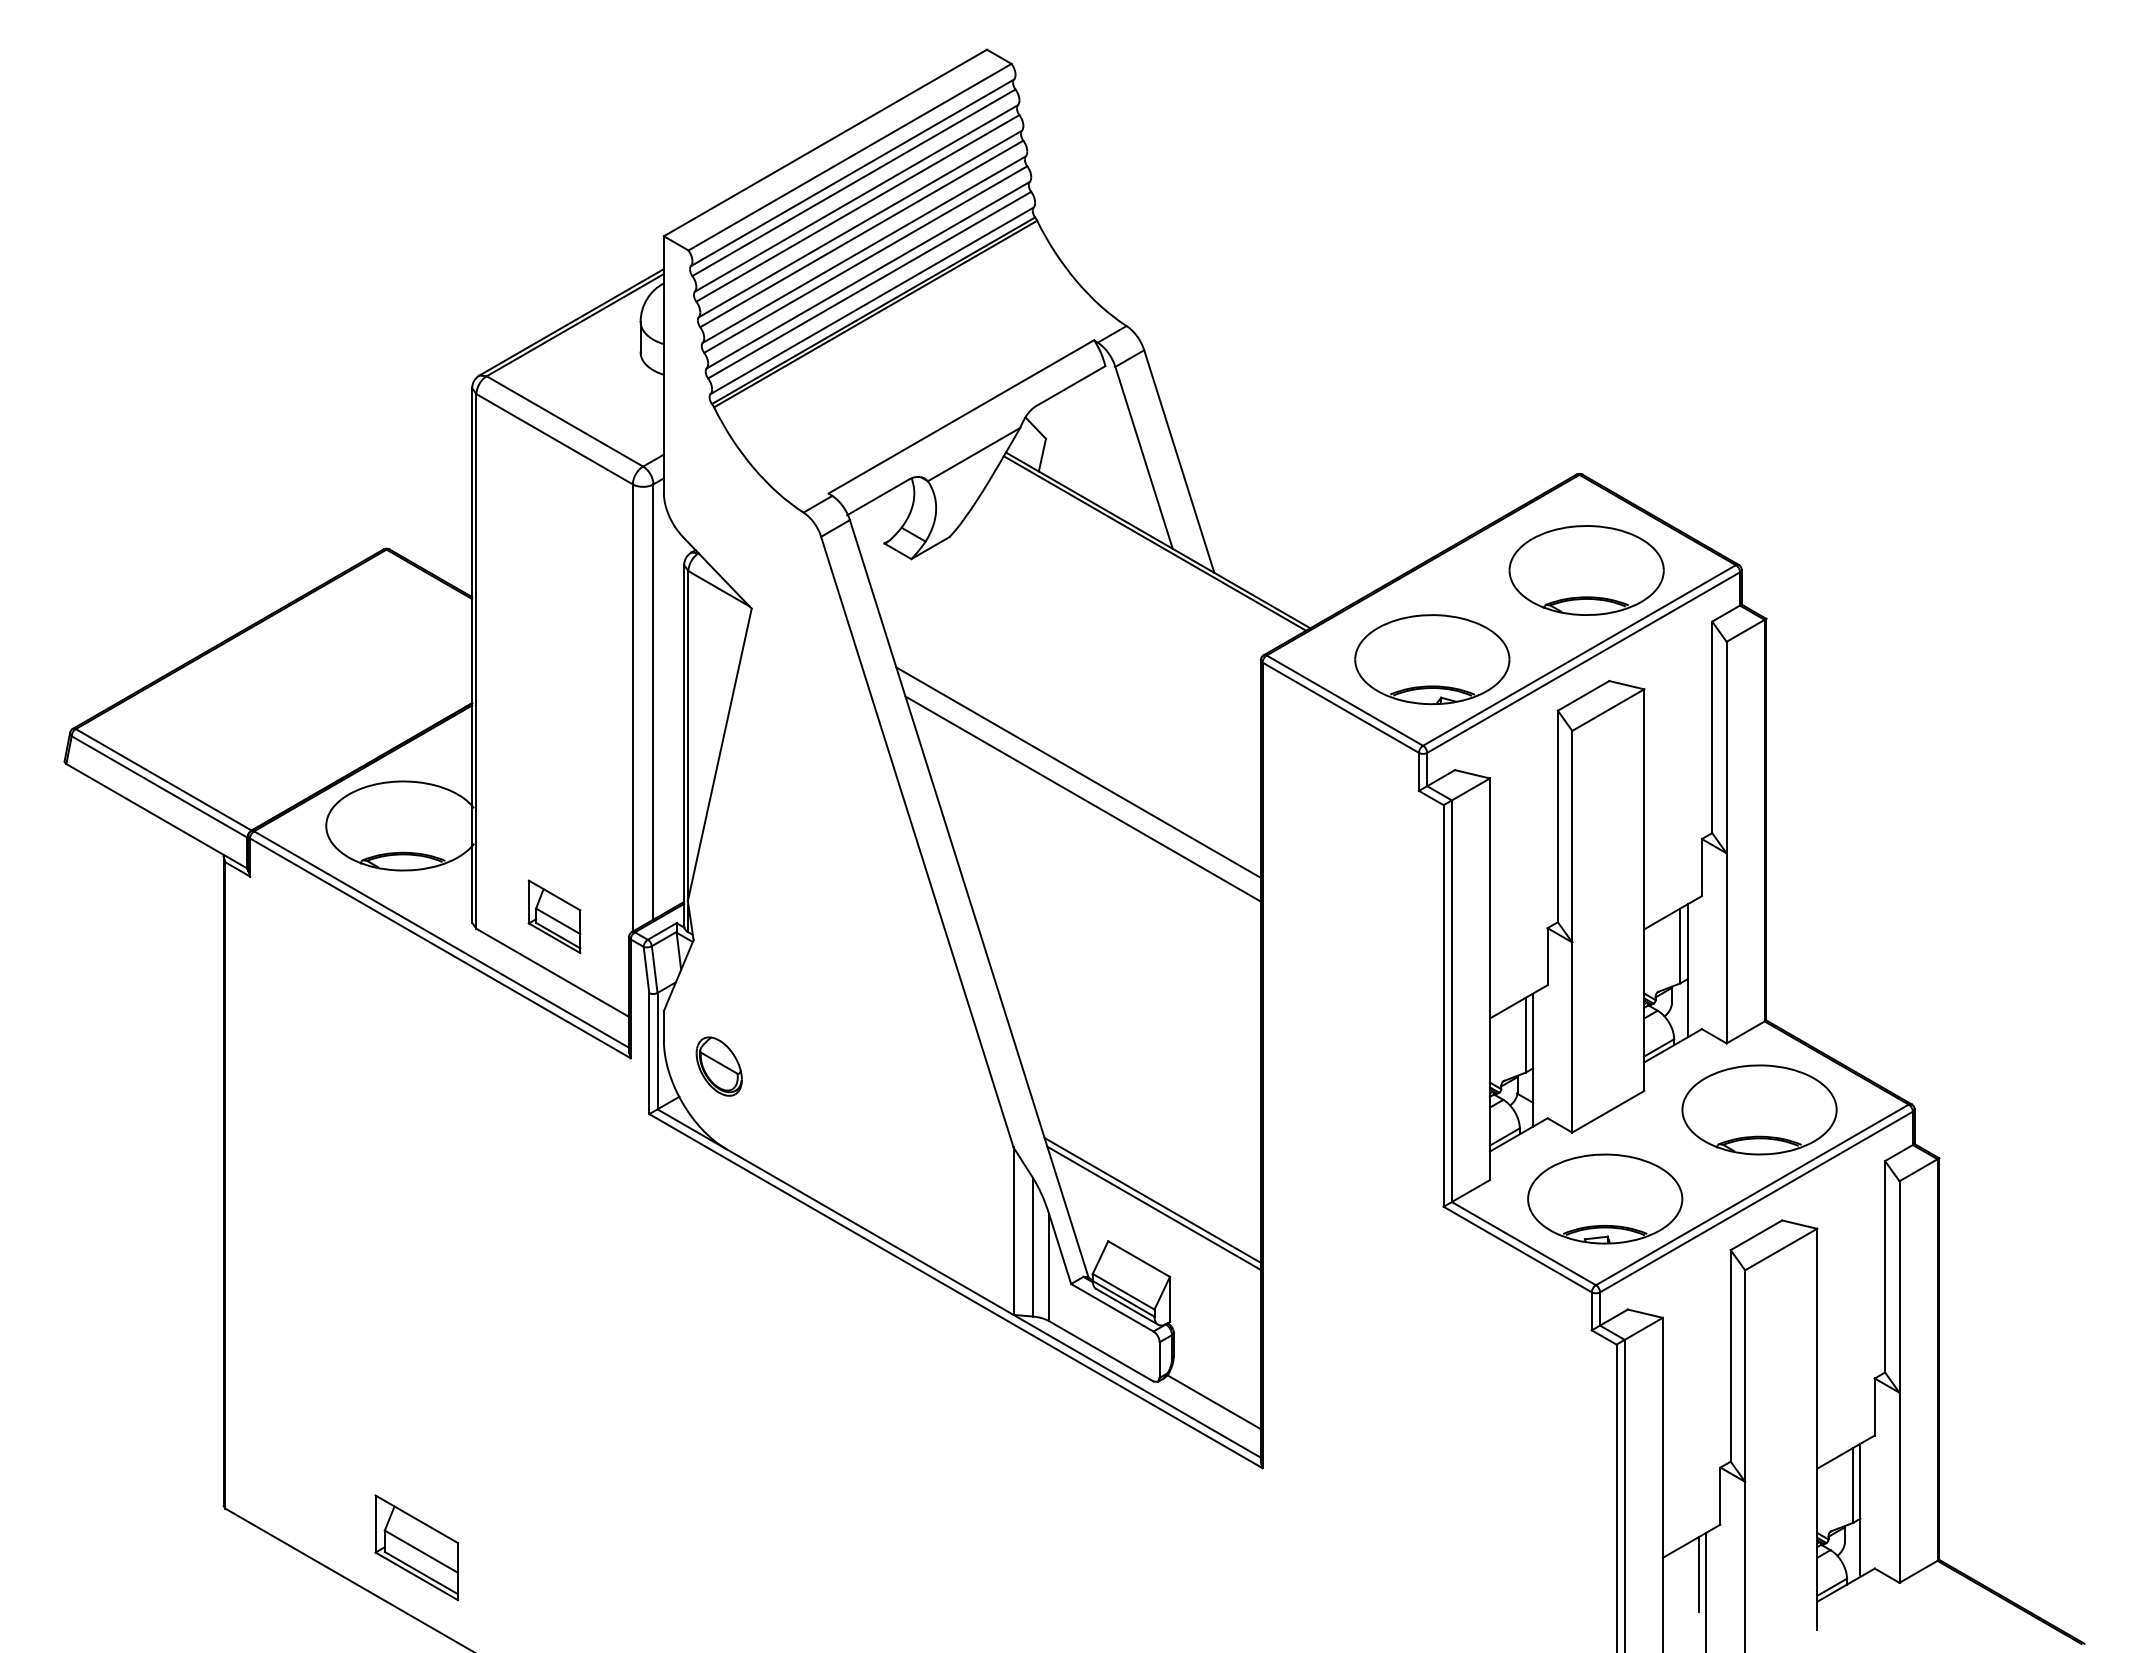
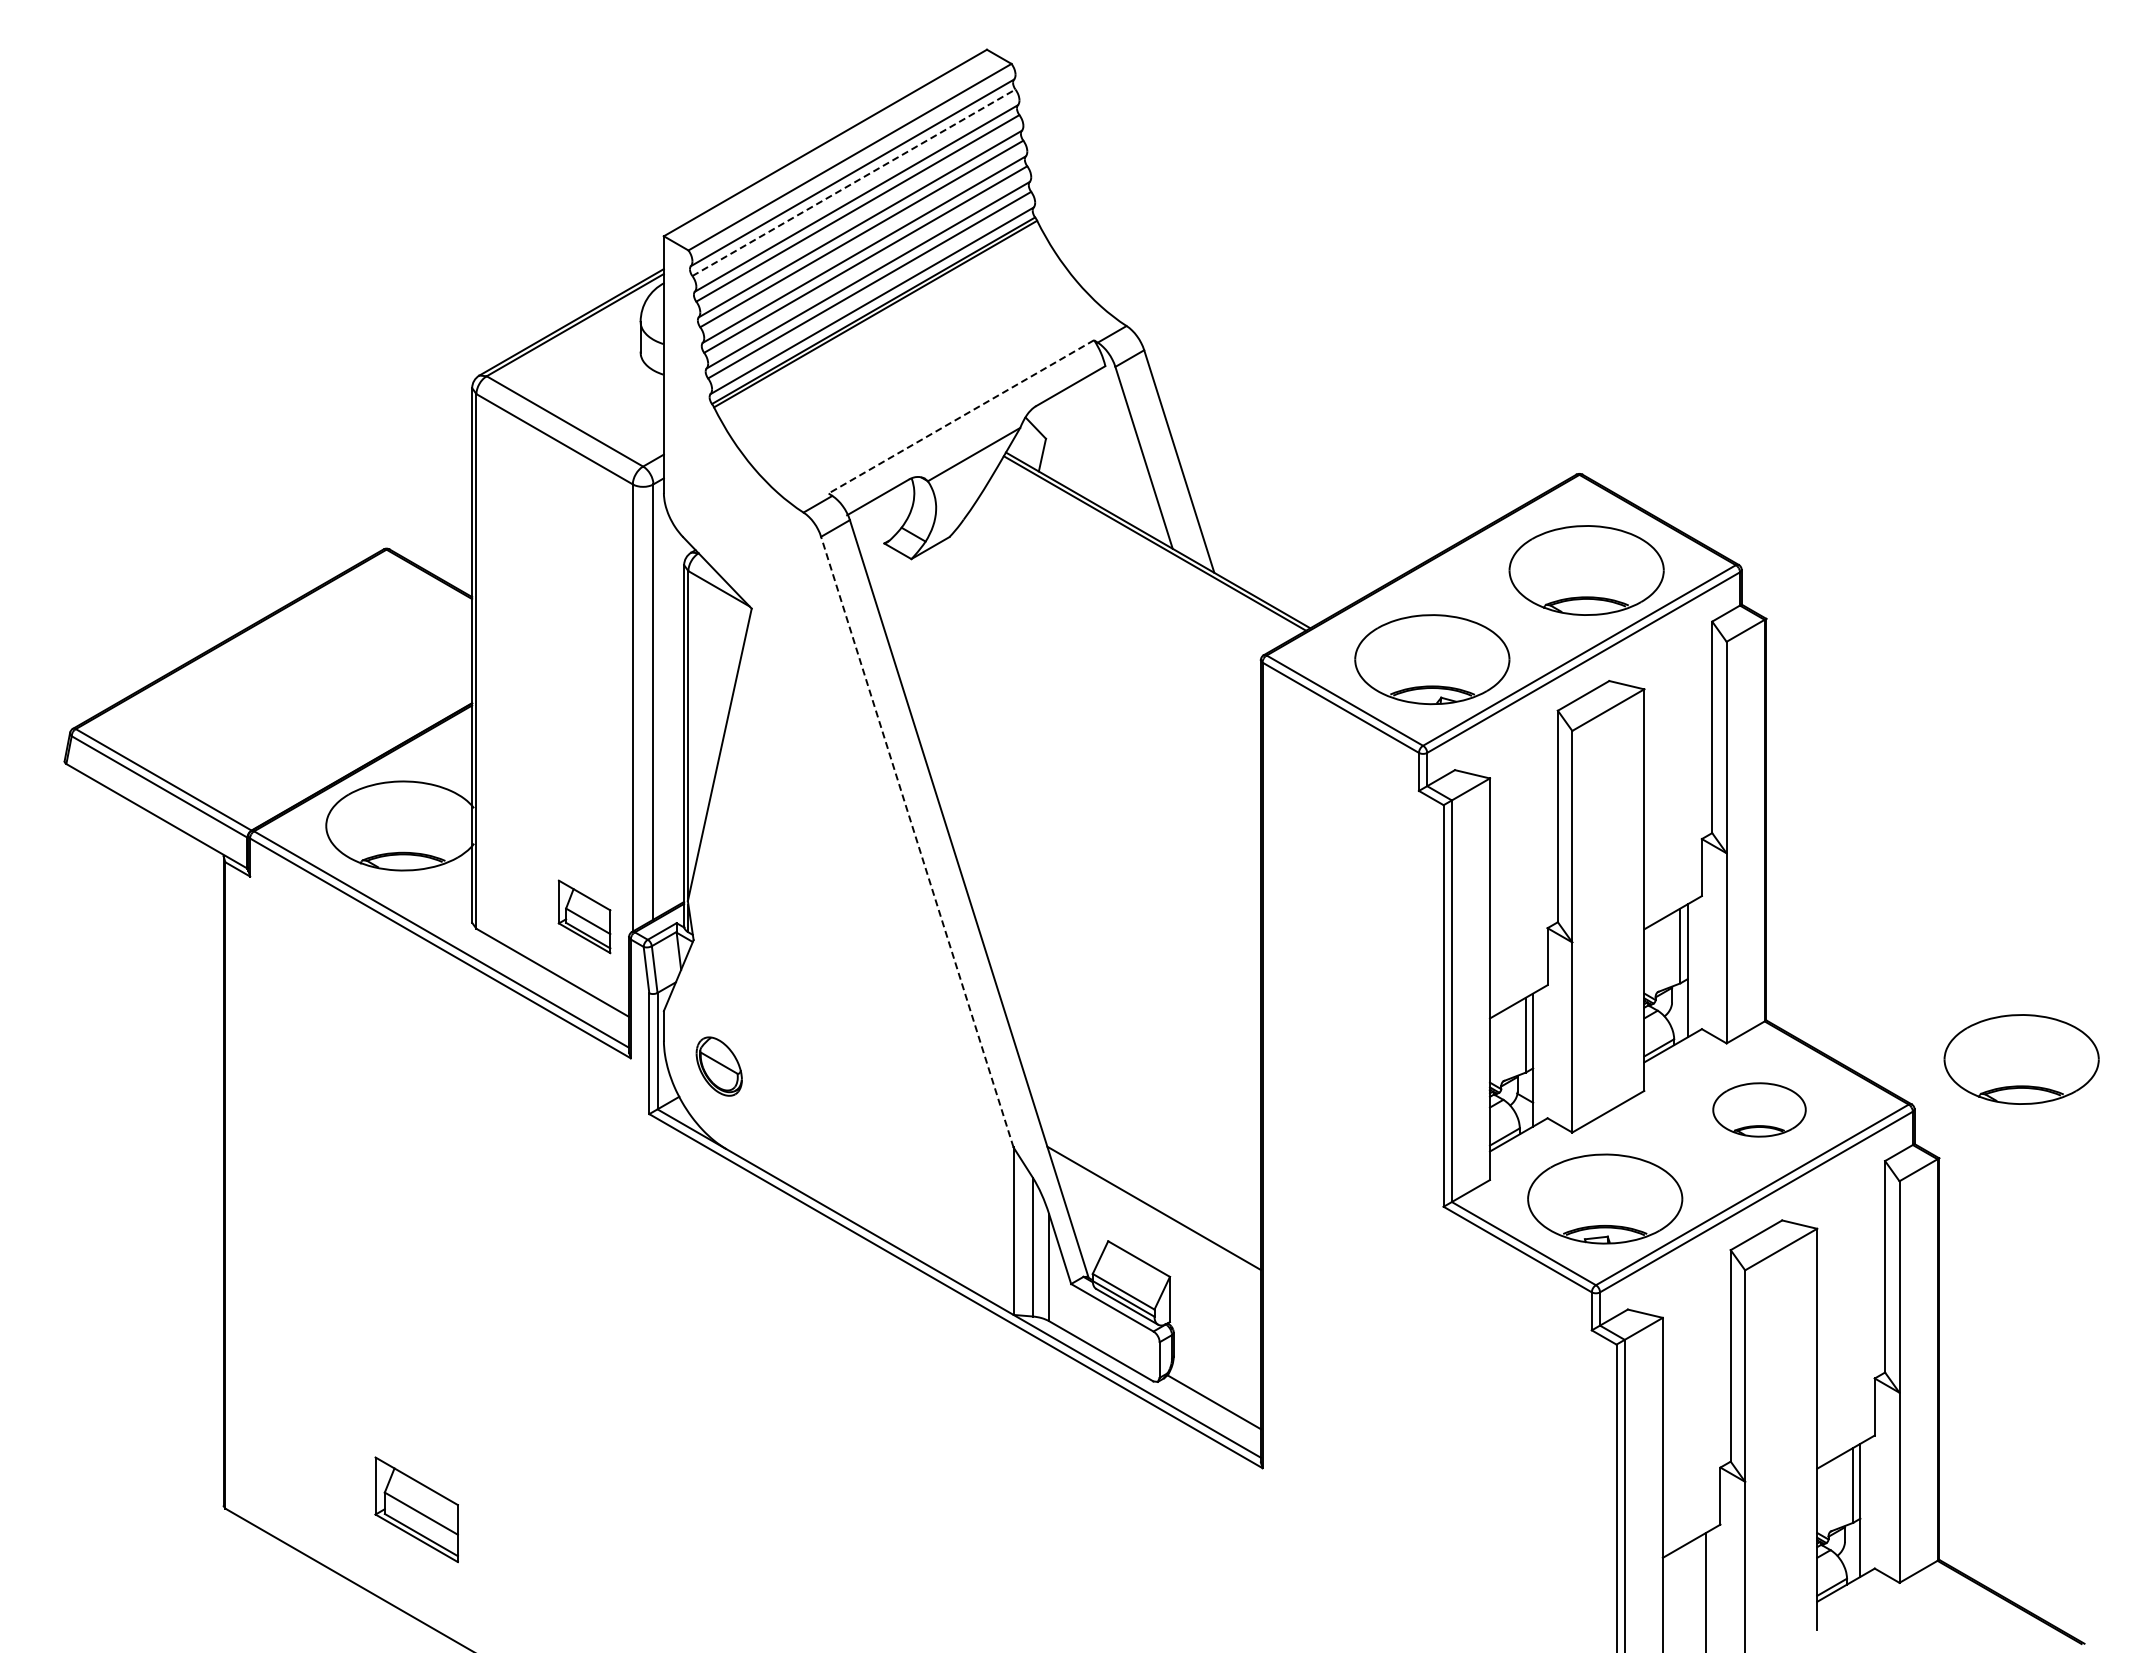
line: solid -> dashed (853, 182)
line: solid -> dashed (960, 417)
line: present -> none (1078, 772)
line: present -> none (1082, 798)
line: solid -> dashed (917, 841)
part position: (554, 916) -> (584, 916) (584, 916)
part: none -> present (2021, 1059)
part size: 157x92 px -> 95x56 px (1759, 1109)
line: present -> none (1152, 1200)
part position: (416, 1547) -> (416, 1509) (416, 1509)
line: present -> none (1698, 1574)
